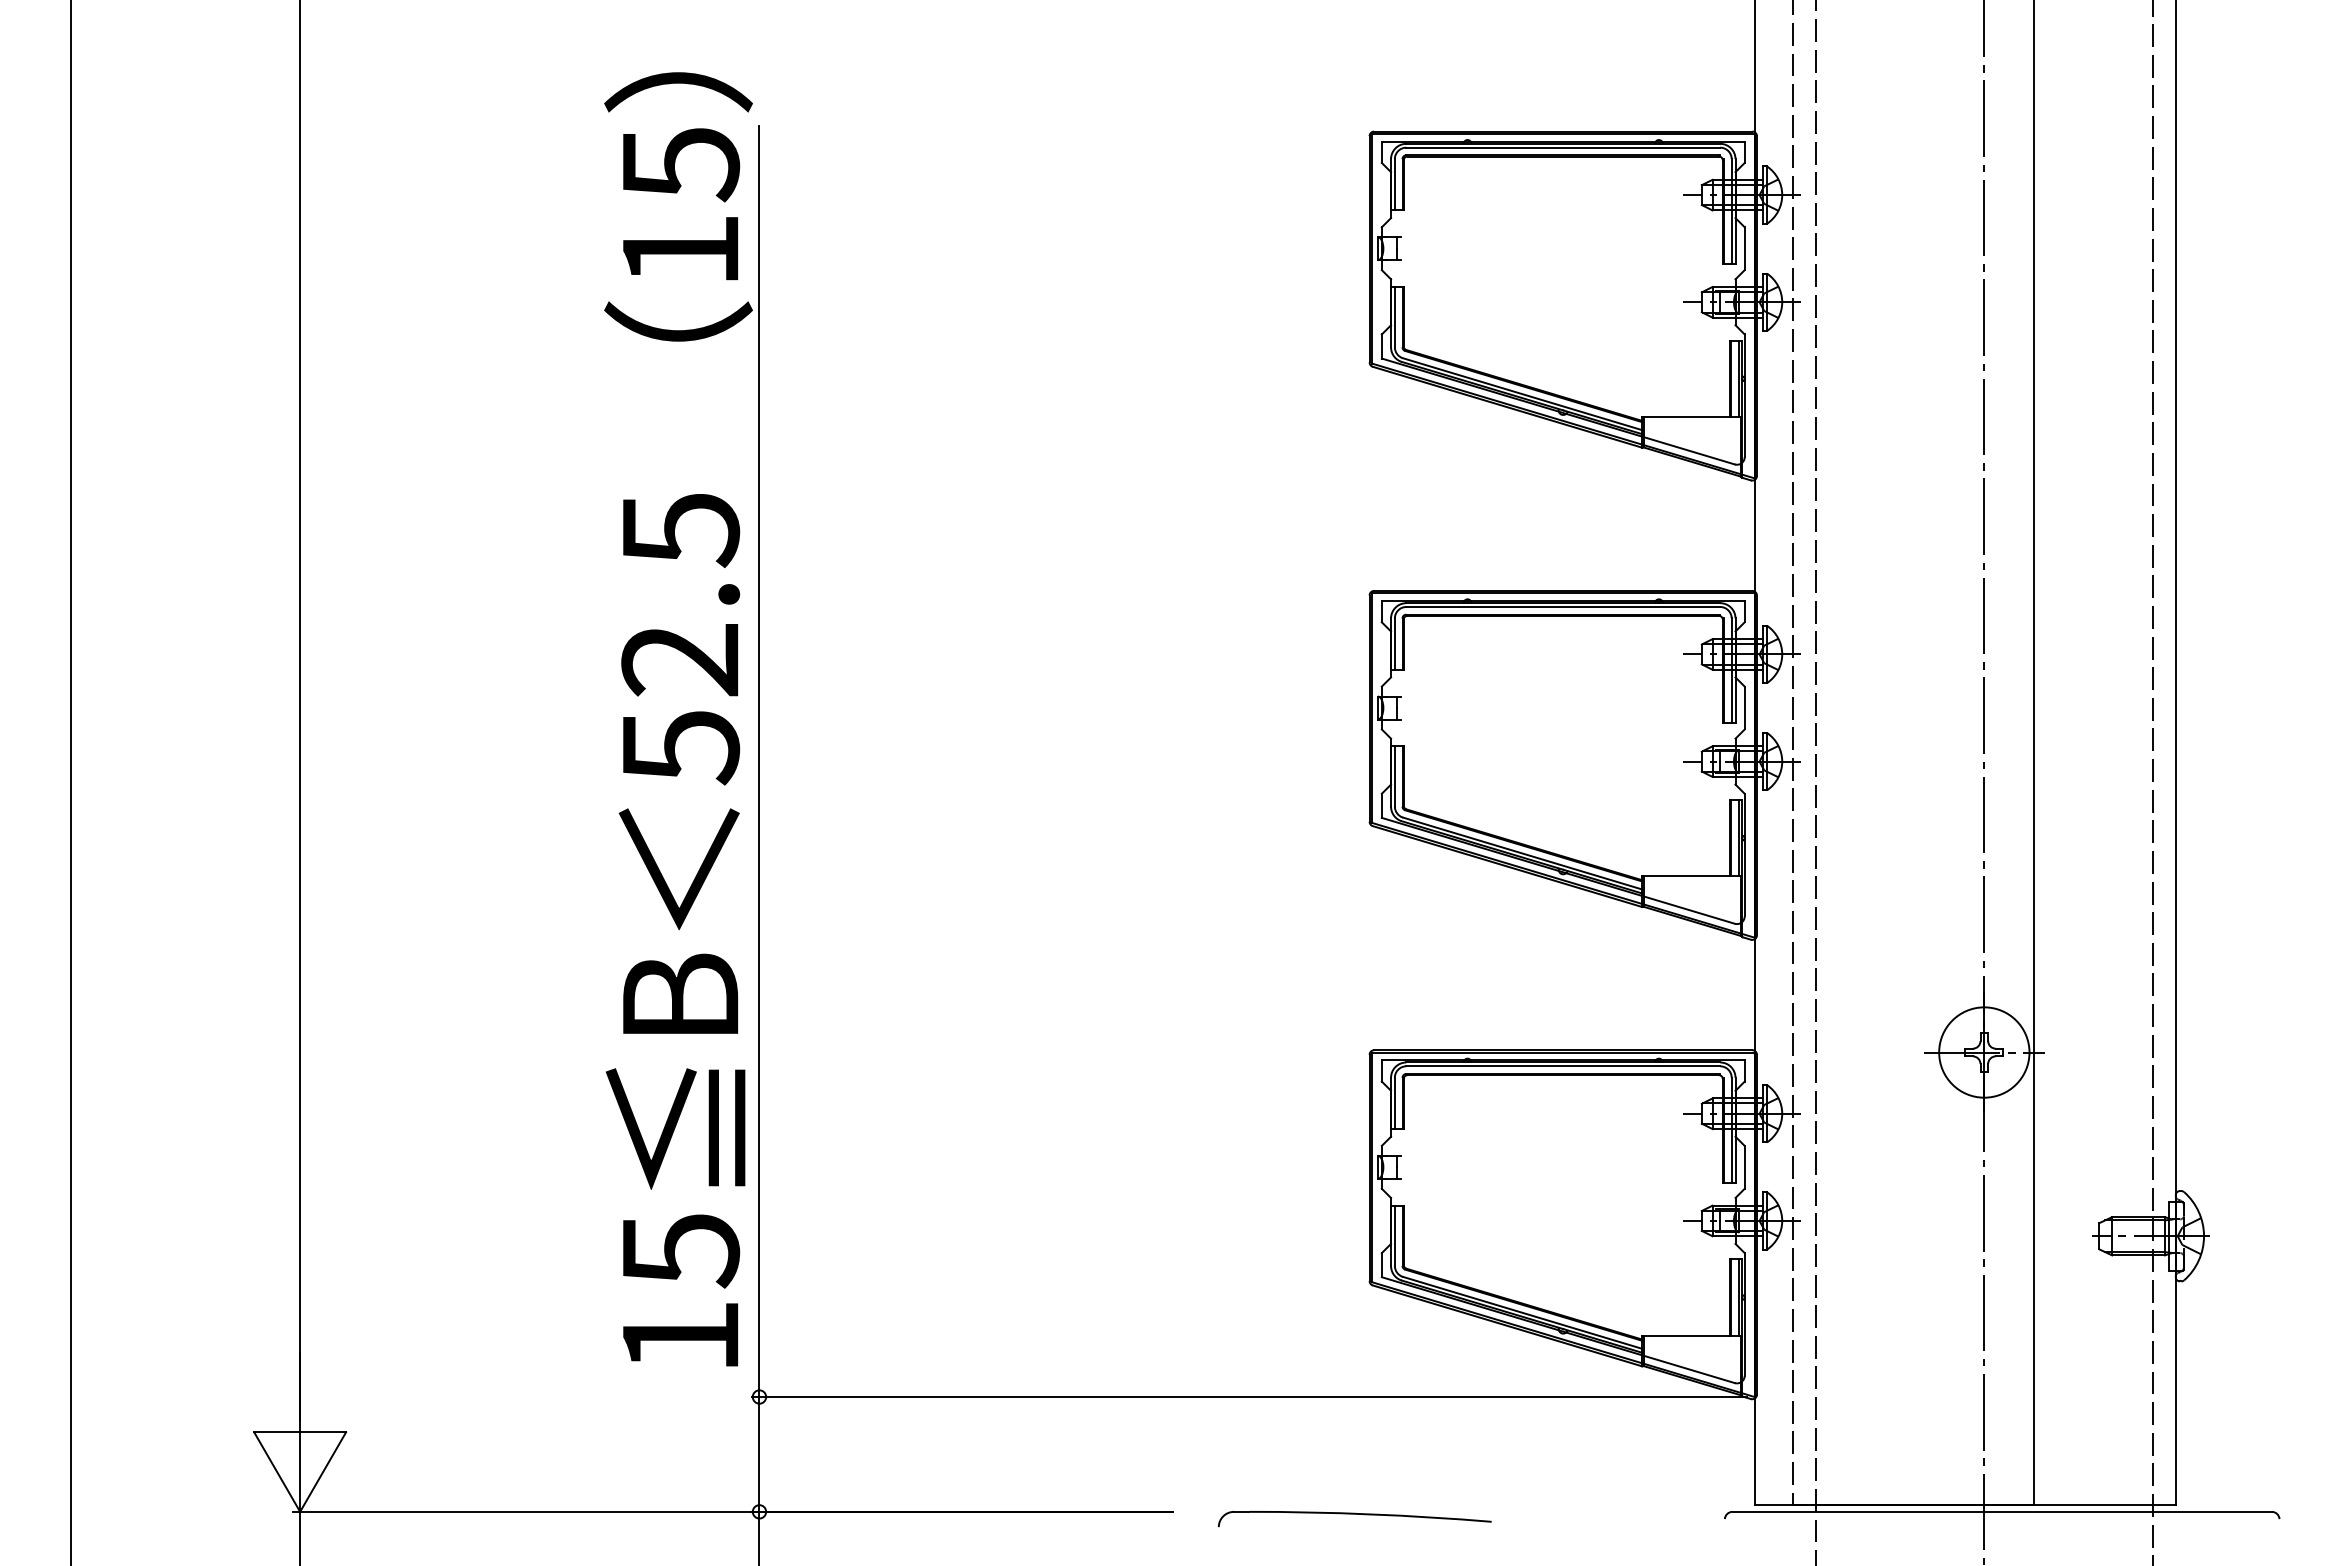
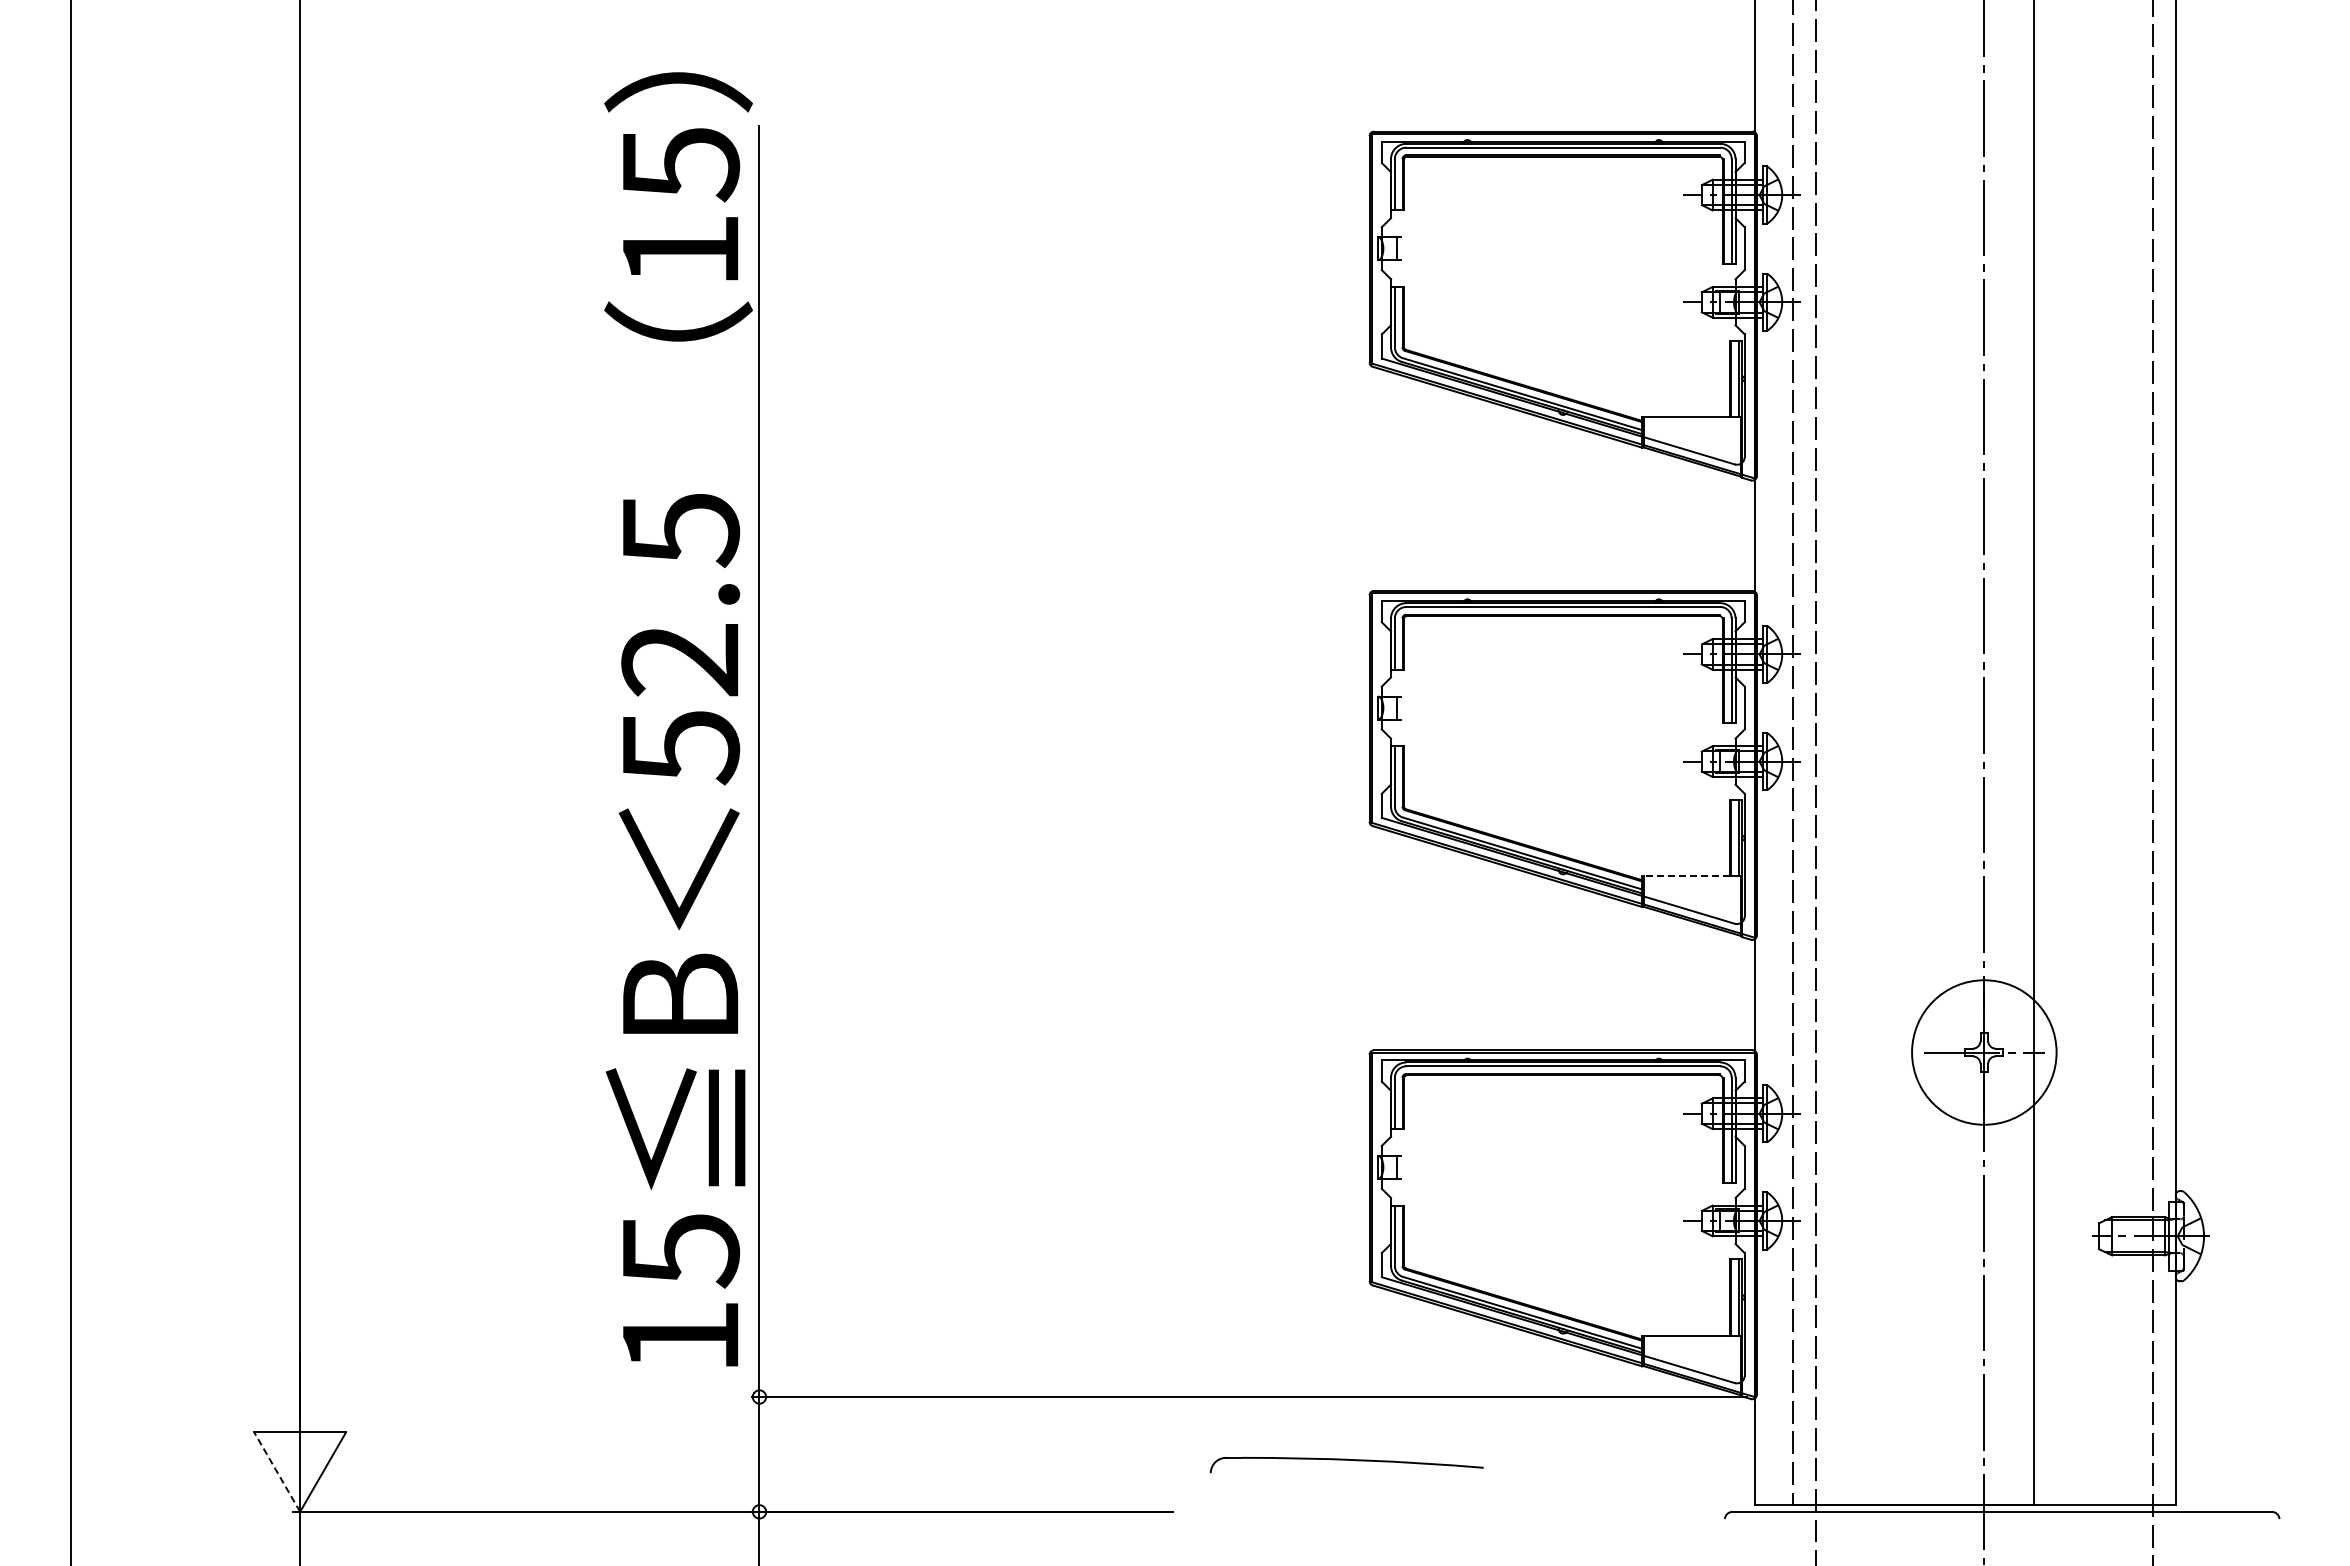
line: solid -> dashed (1685, 876)
circle diameter: 90 px -> 145 px (1984, 1052)
line: solid -> dashed (277, 1472)
part position: (1354, 1519) -> (1346, 1465) (1346, 1465)
